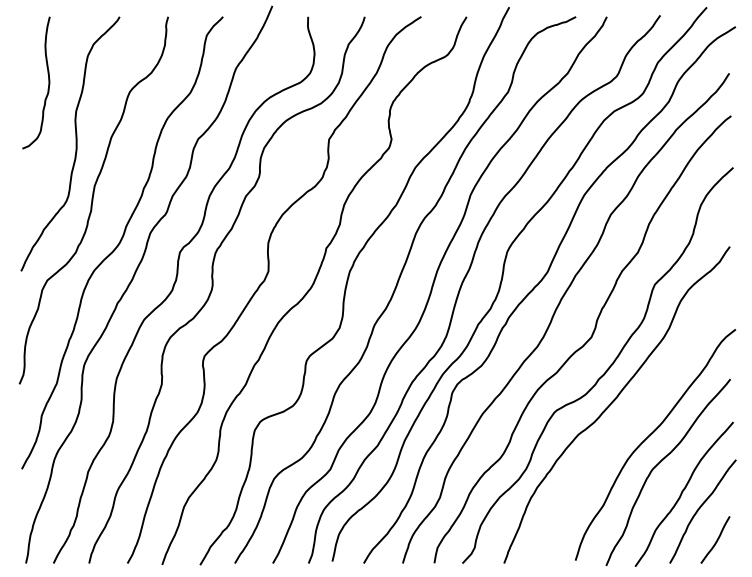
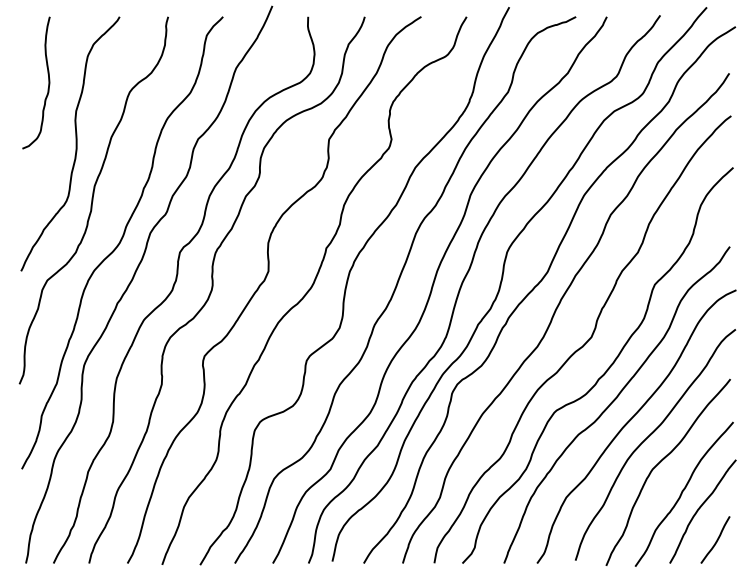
curve: none -> present (631, 420)
